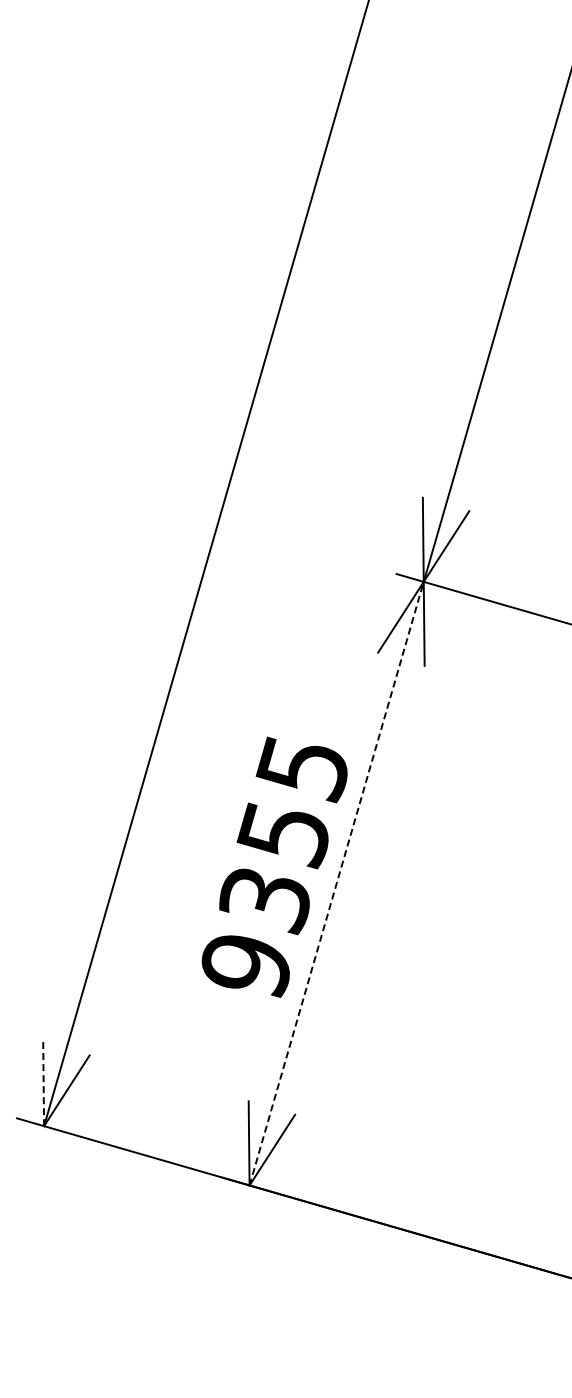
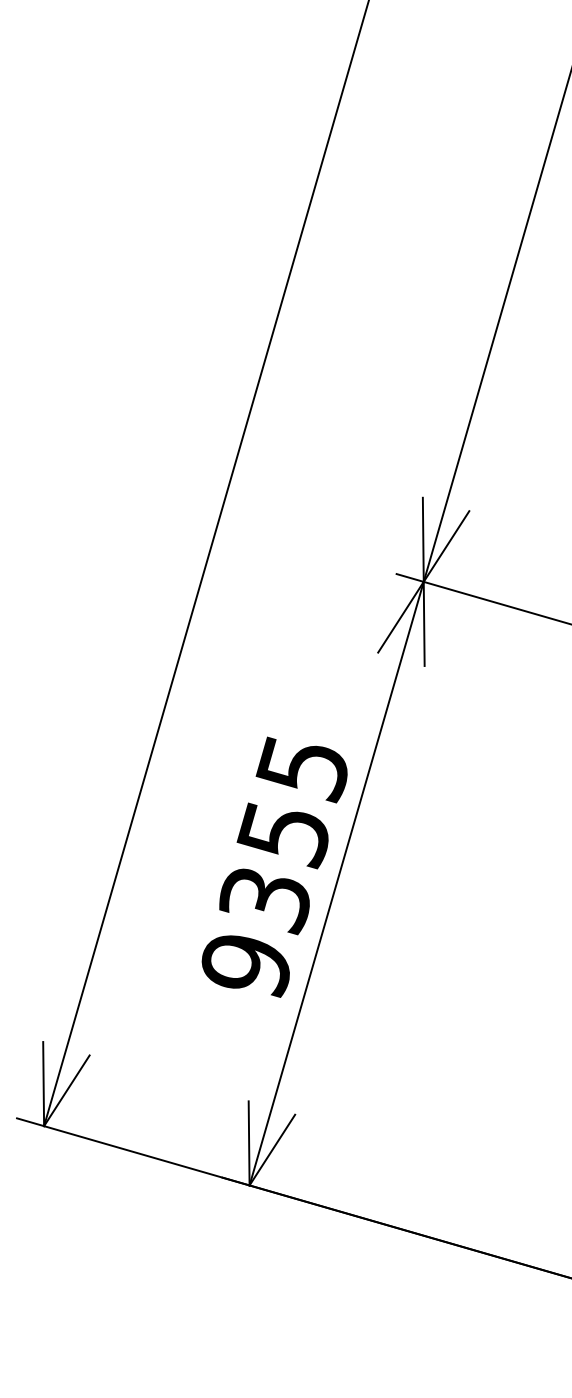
line: dashed -> solid (336, 883)
line: dashed -> solid (43, 1084)
